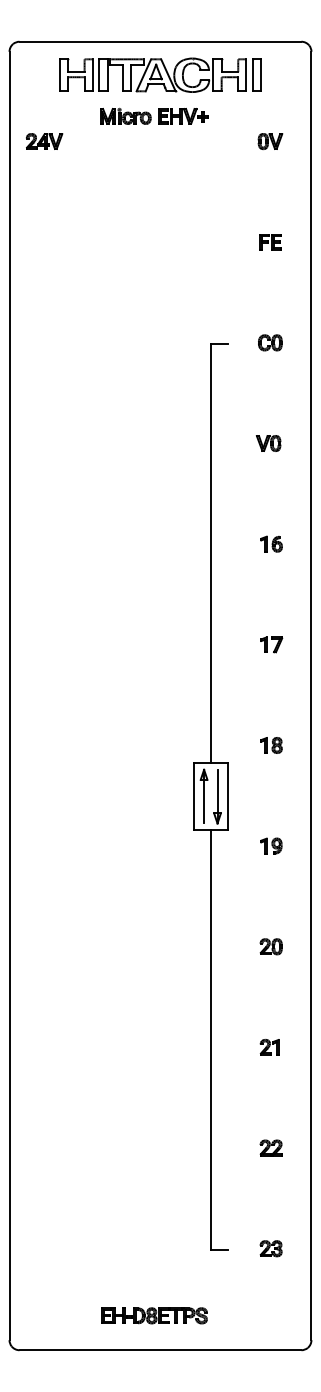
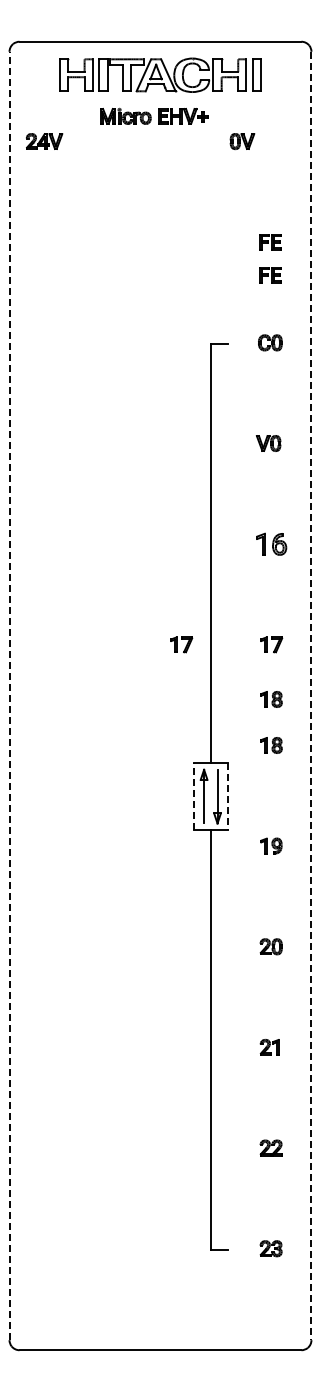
part position: (270, 141) -> (242, 141) (242, 141)
part: none -> present (270, 275)
part size: 23x18 px -> 32x24 px (271, 543)
part: none -> present (181, 644)
line: solid -> dashed (9, 695)
line: solid -> dashed (311, 696)
part: none -> present (271, 699)
line: solid -> dashed (194, 796)
line: solid -> dashed (227, 796)
part: present -> none (154, 1315)
